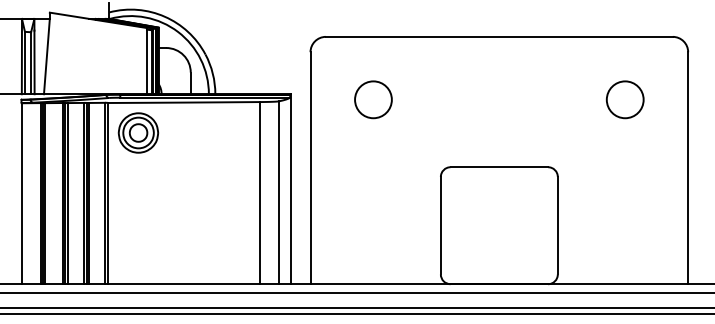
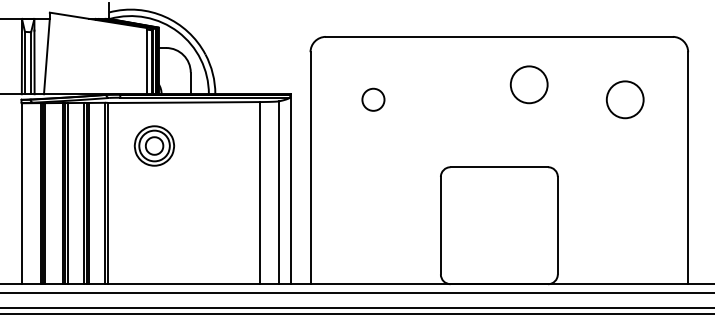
circle: none -> present (528, 84)
circle diameter: 37 px -> 22 px (373, 99)
part position: (137, 132) -> (153, 145) (153, 145)
